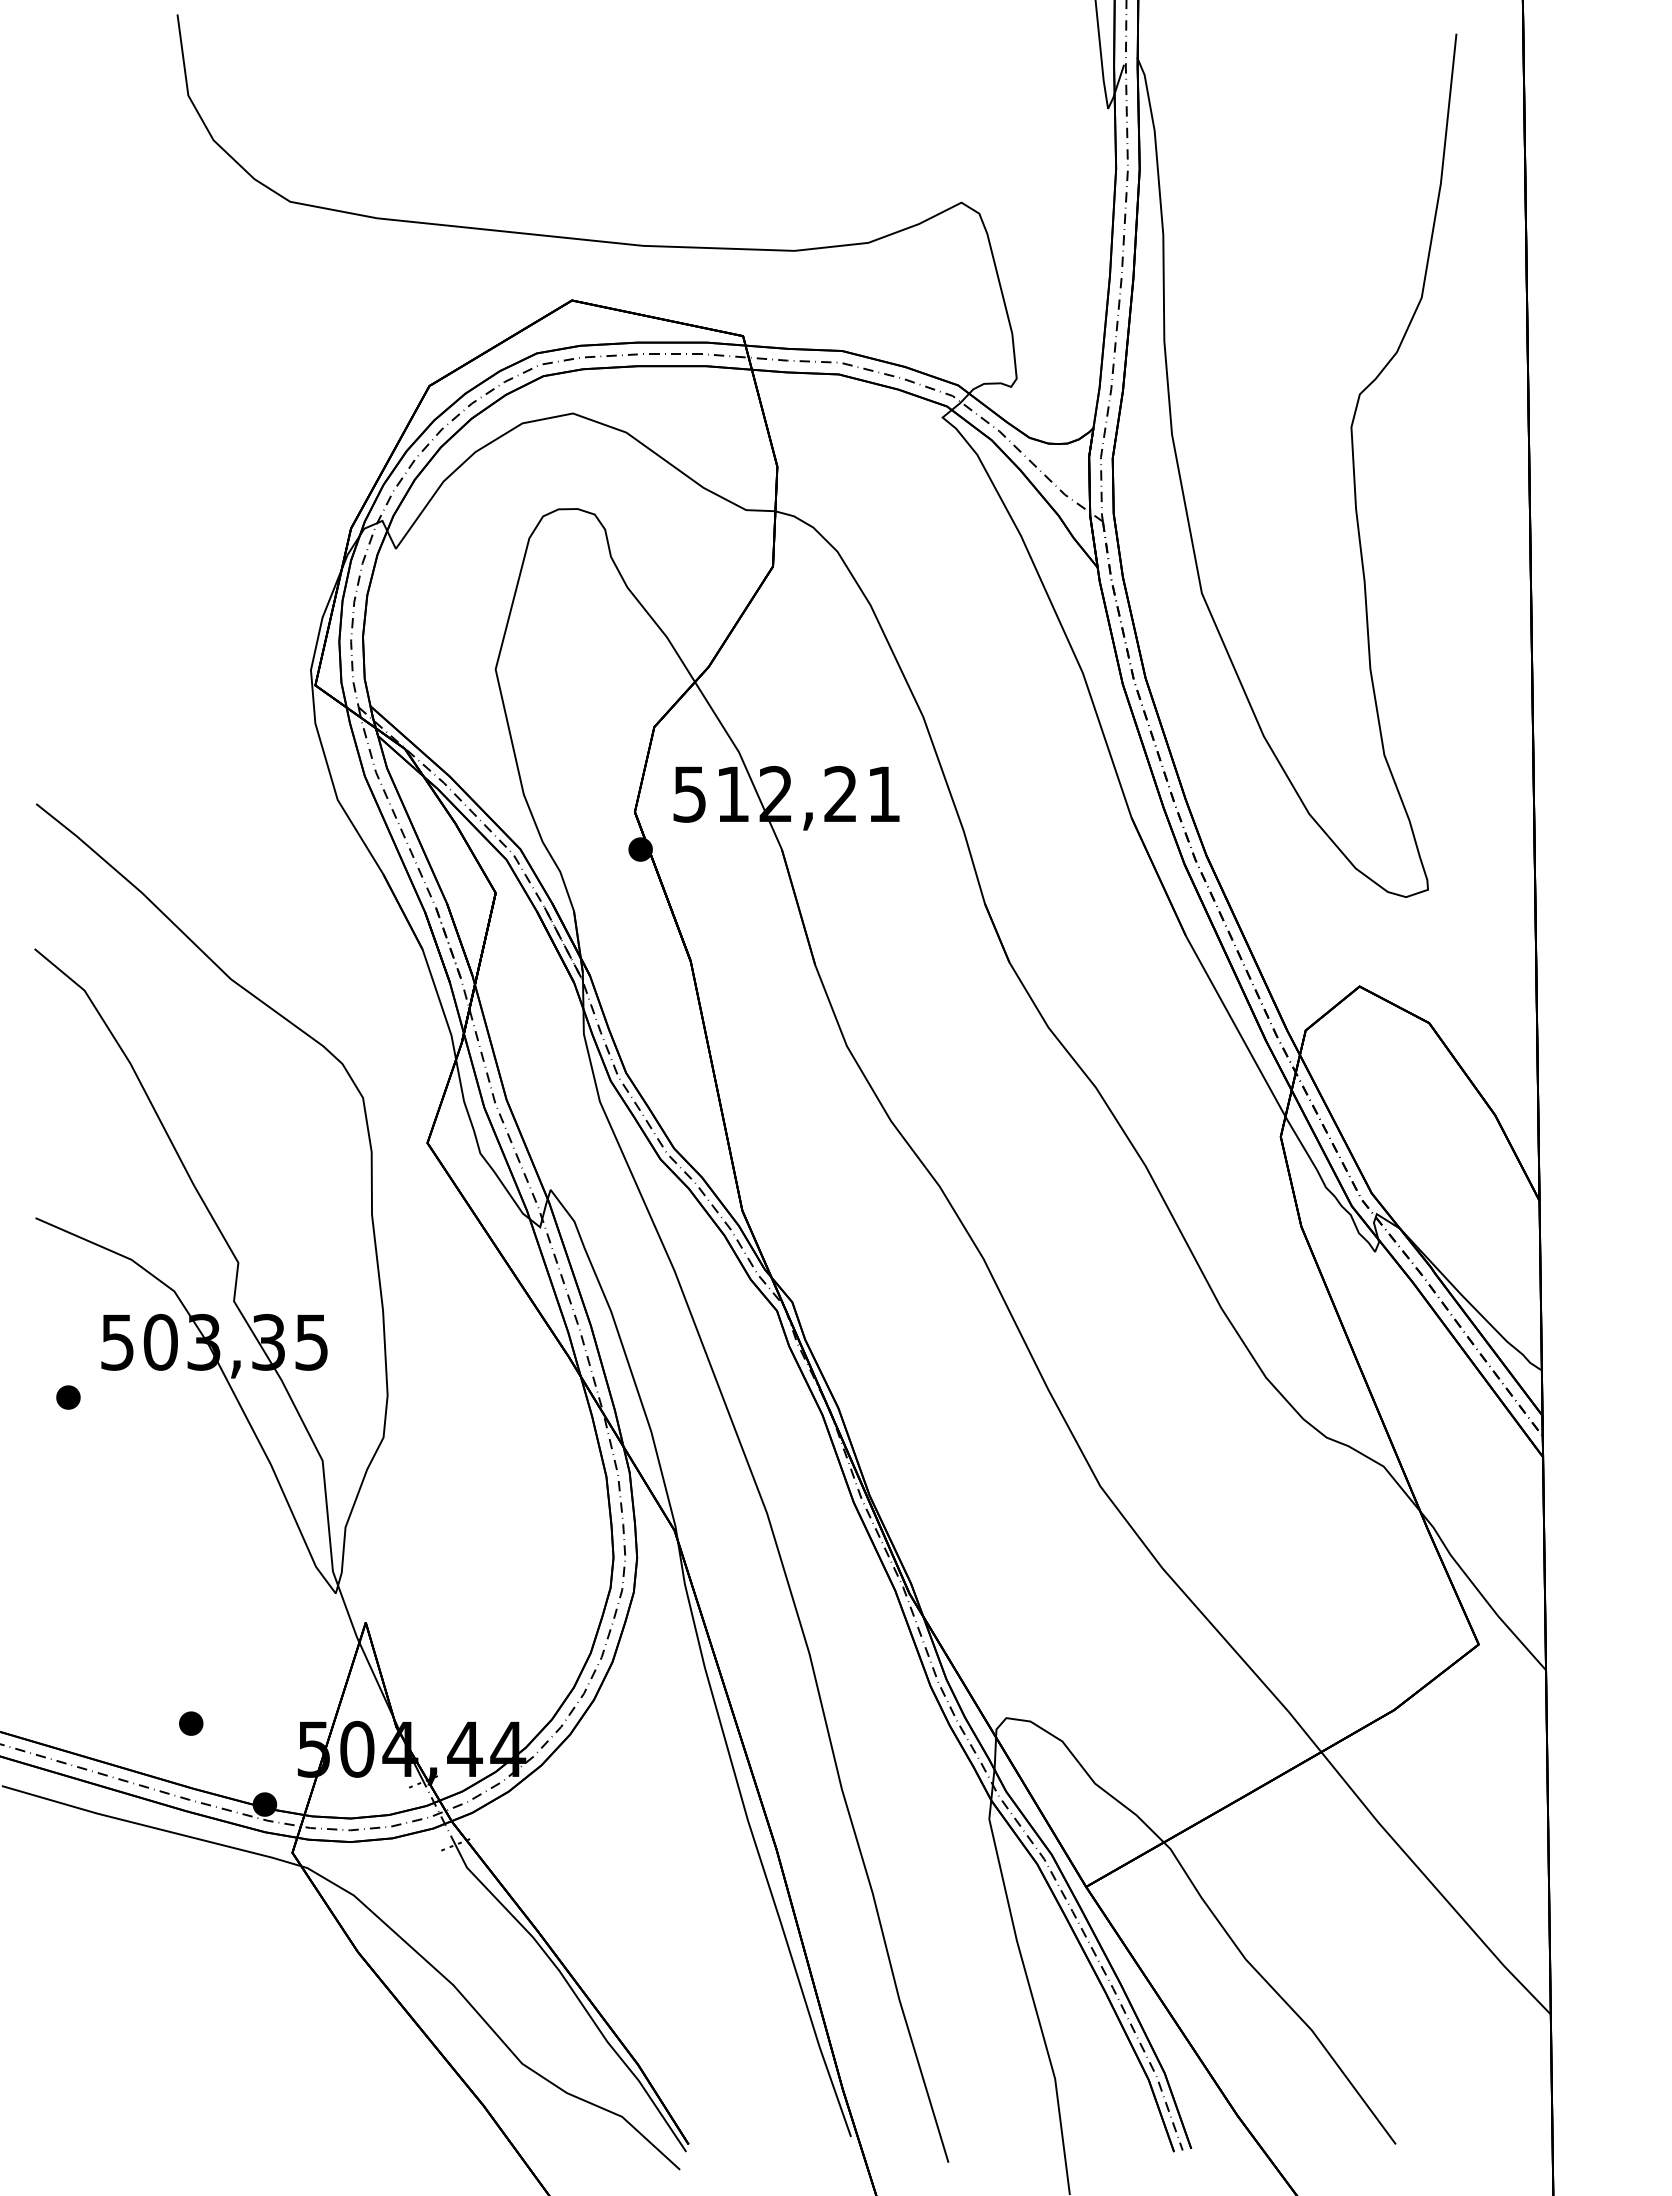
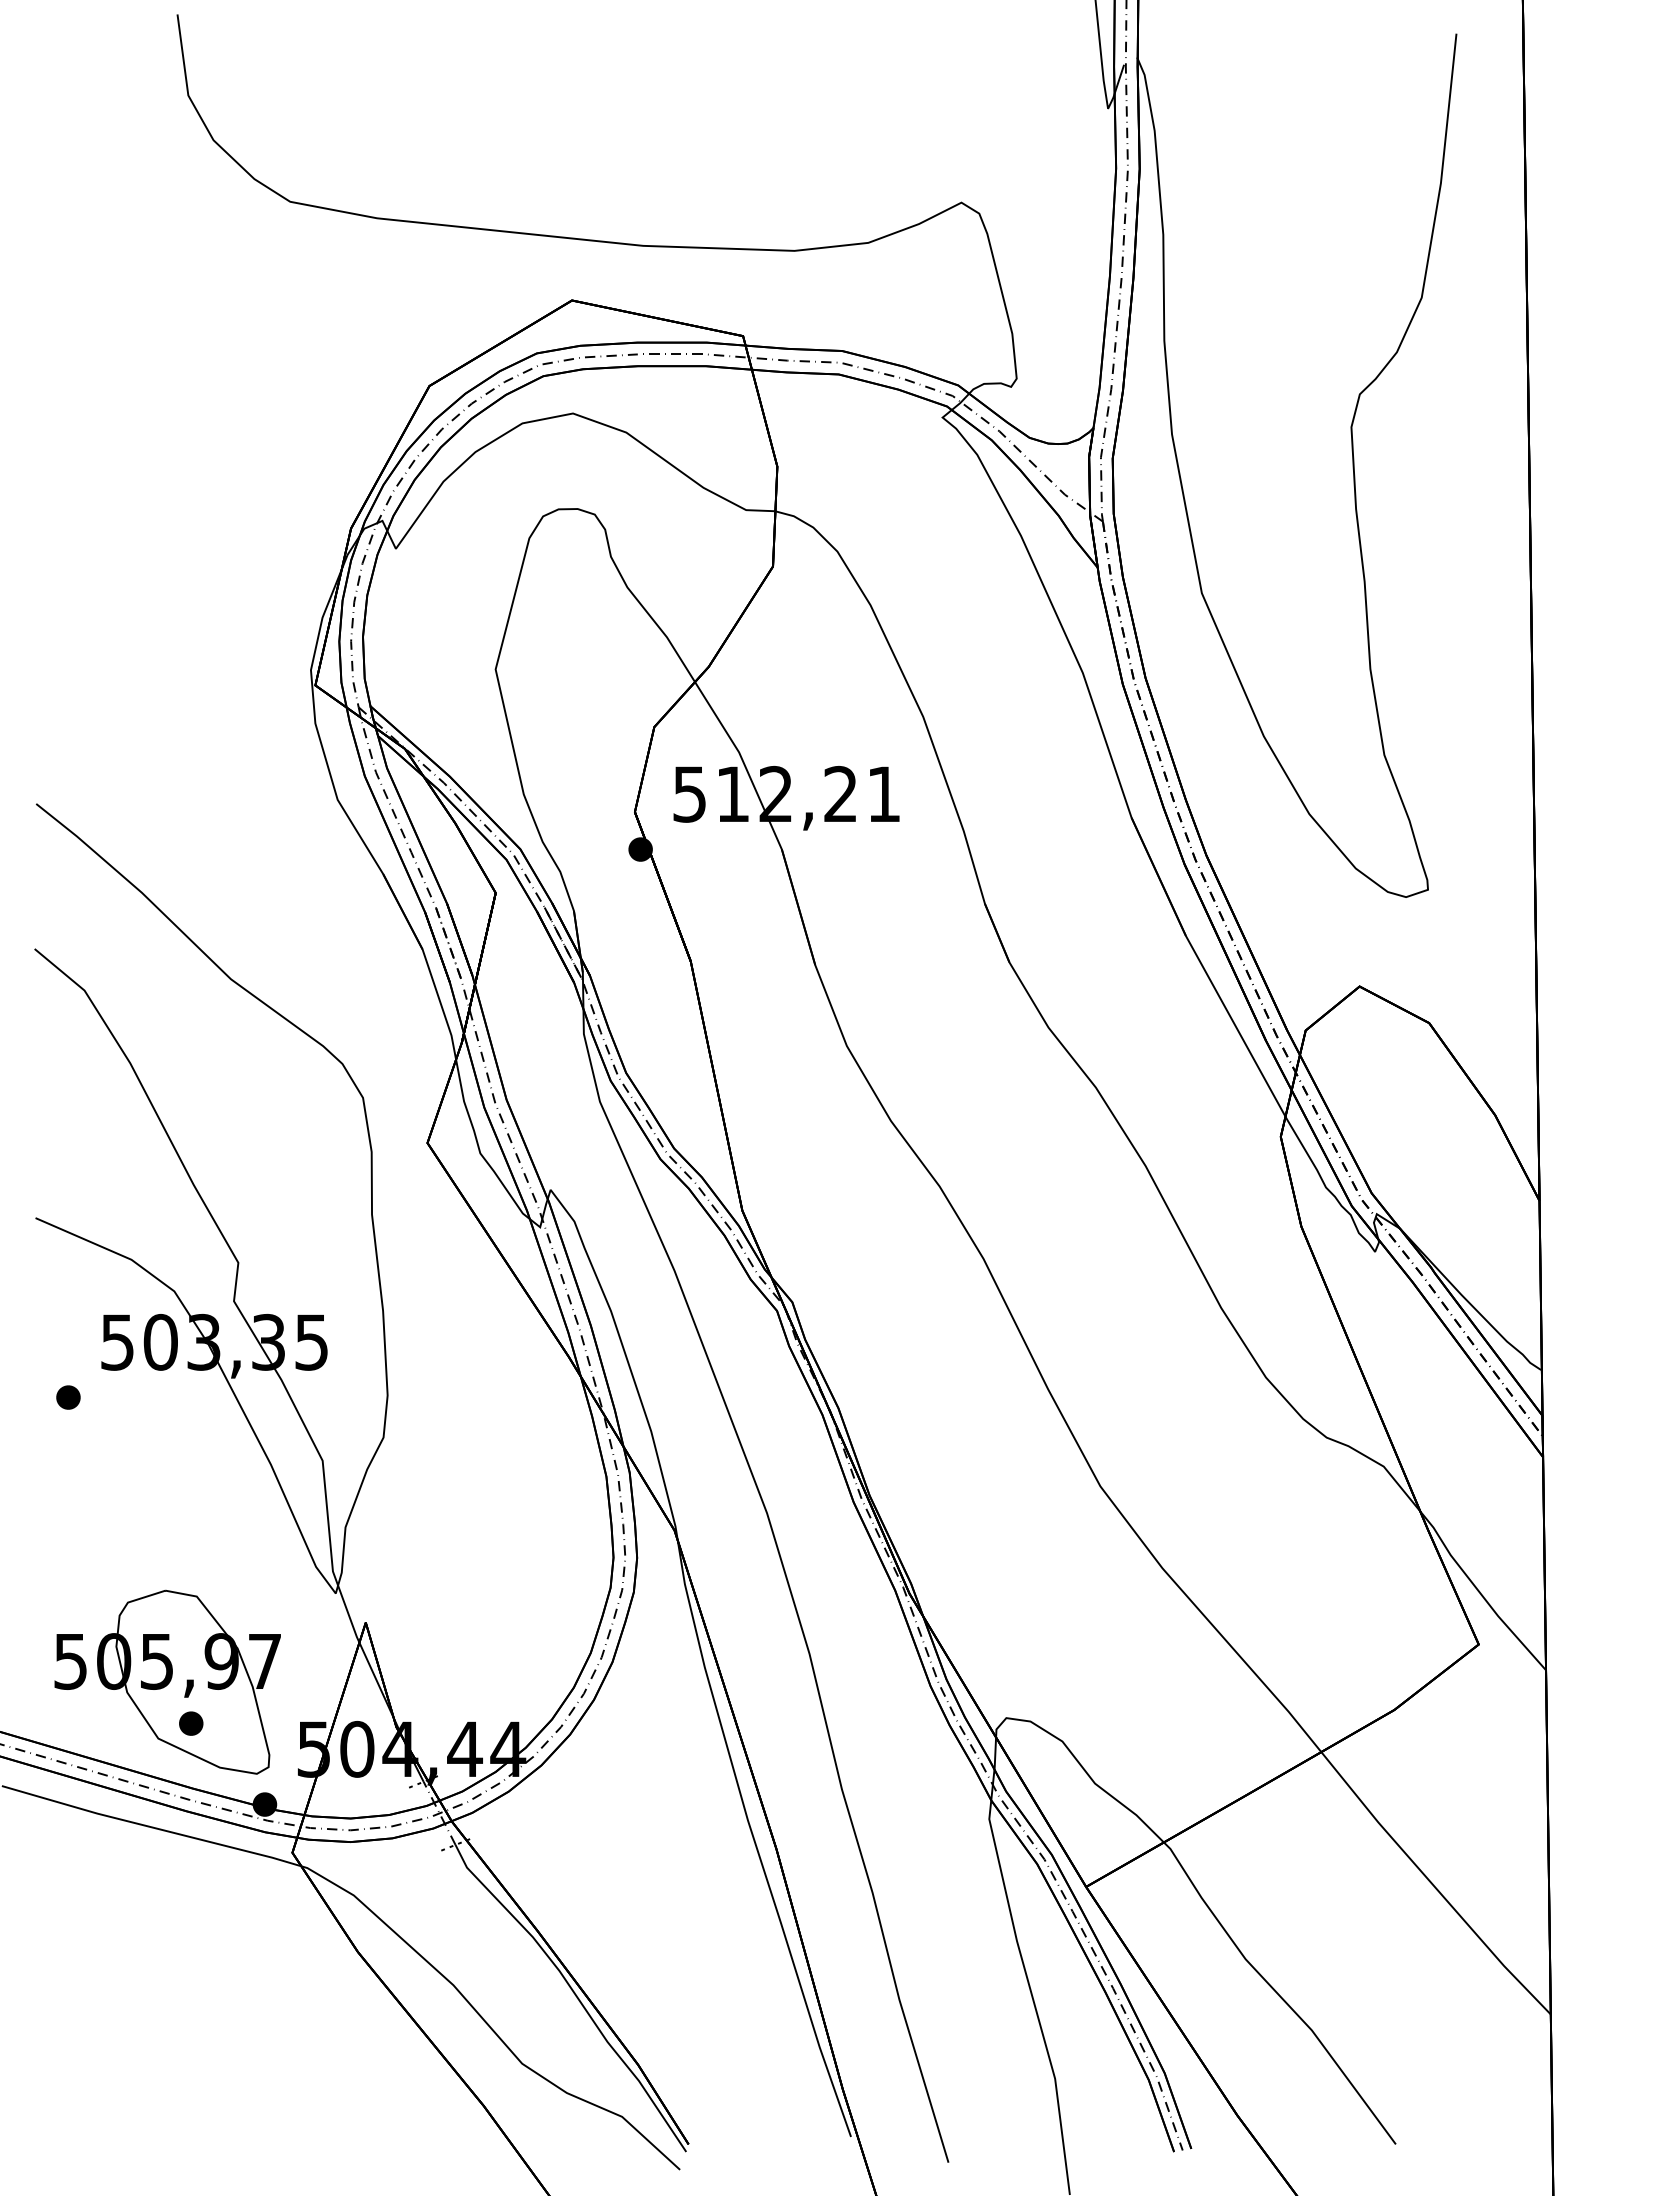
part: none -> present (167, 1681)
